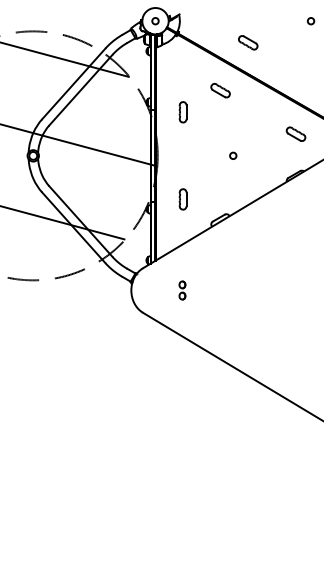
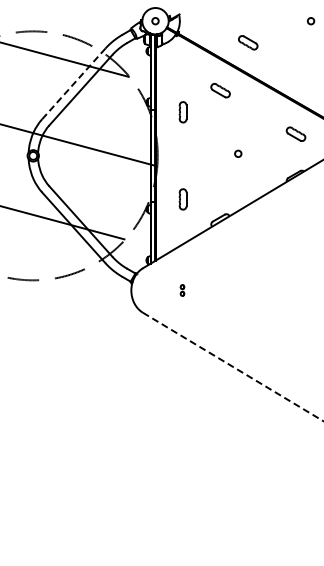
line: solid -> dashed (74, 83)
circle position: (233, 155) -> (238, 153) (238, 153)
part size: 9x21 px -> 7x13 px (182, 290)
line: solid -> dashed (233, 367)
